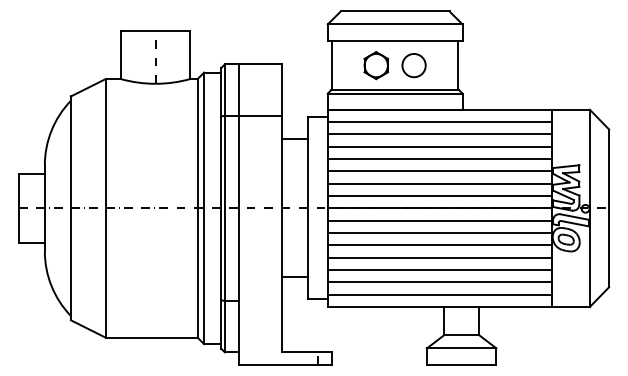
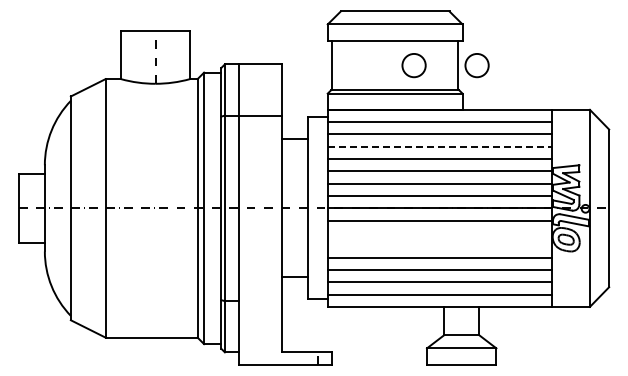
part: present -> none (375, 65)
circle: none -> present (476, 65)
line: solid -> dashed (440, 146)
line: present -> none (439, 233)
line: present -> none (439, 245)
